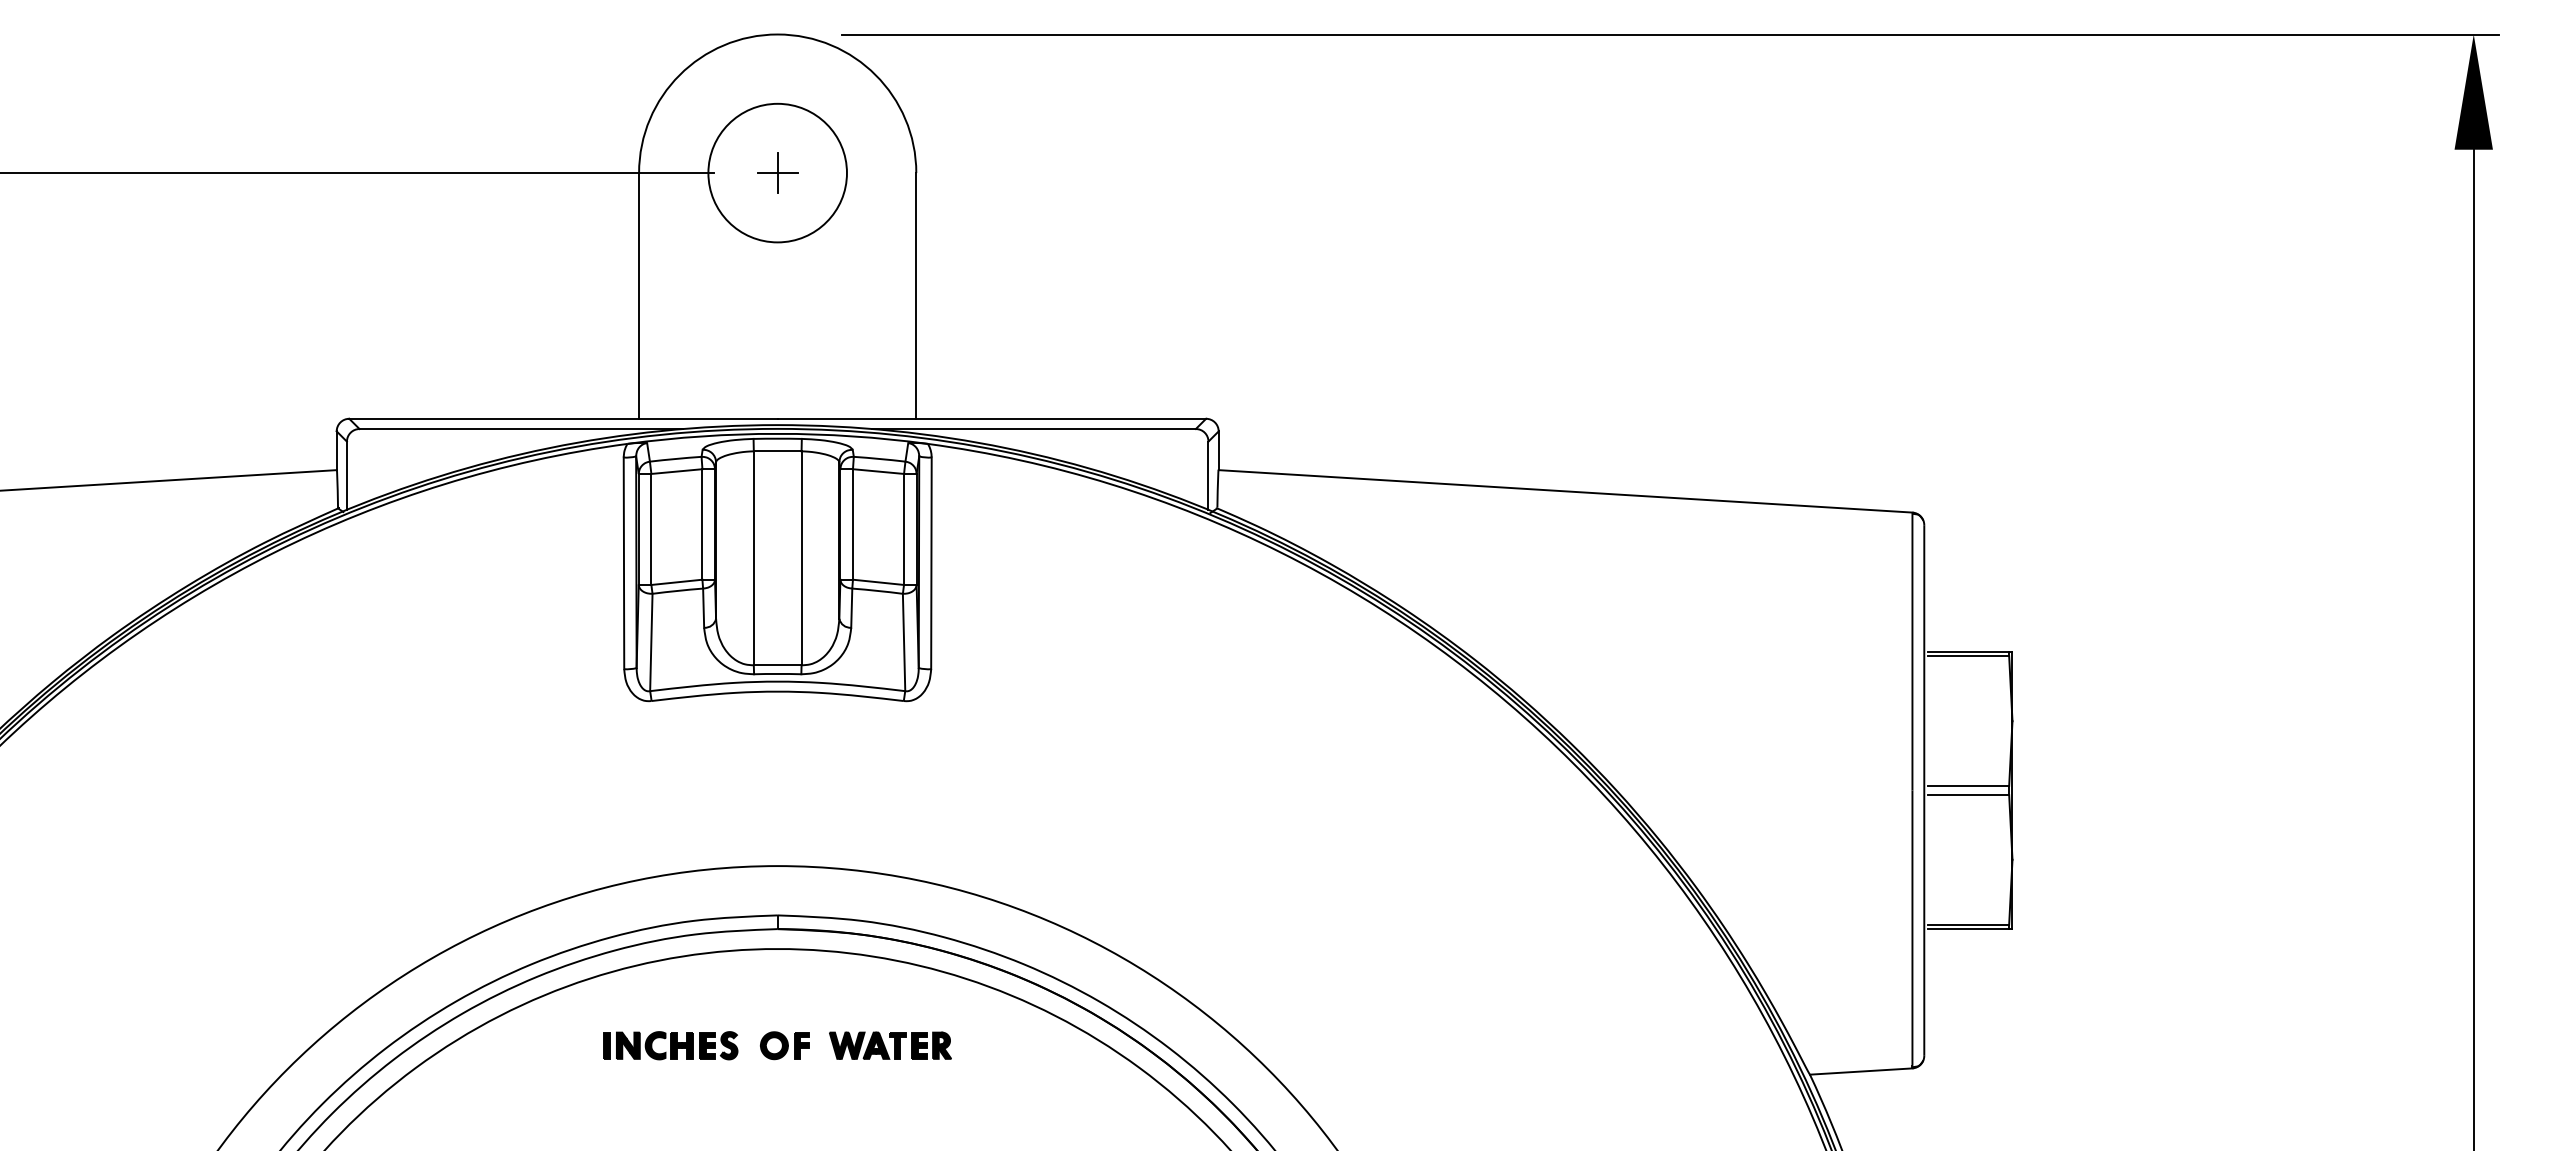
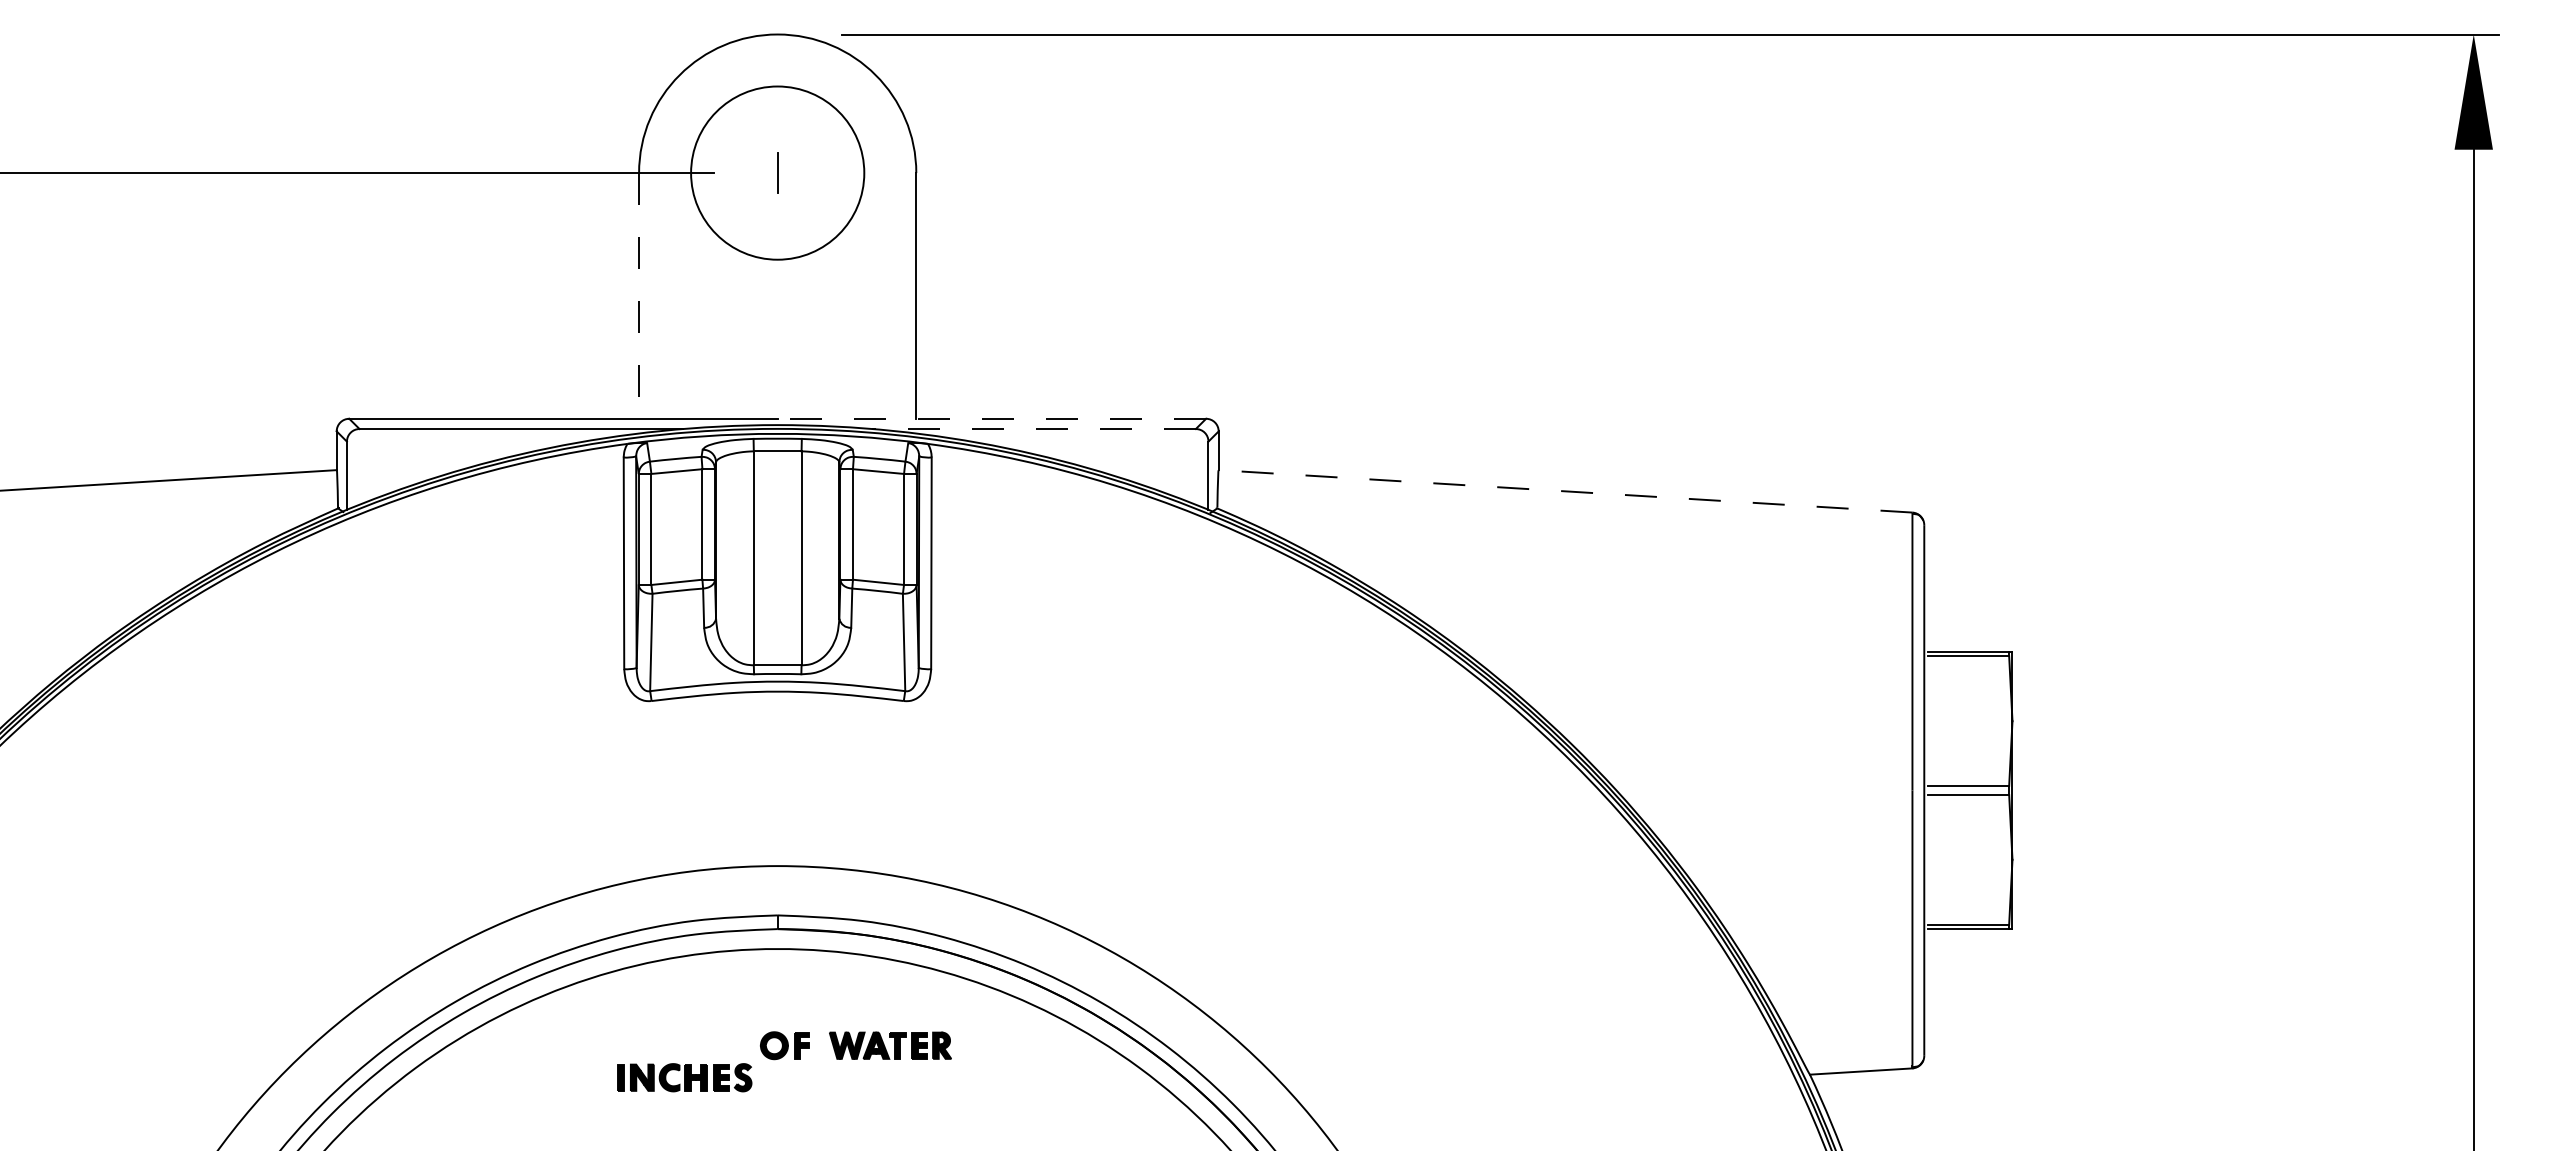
circle diameter: 139 px -> 173 px (777, 172)
line: present -> none (777, 173)
line: solid -> dashed (639, 295)
line: solid -> dashed (991, 418)
line: solid -> dashed (1033, 429)
line: solid -> dashed (1565, 491)
part position: (670, 1045) -> (684, 1077) (684, 1077)
